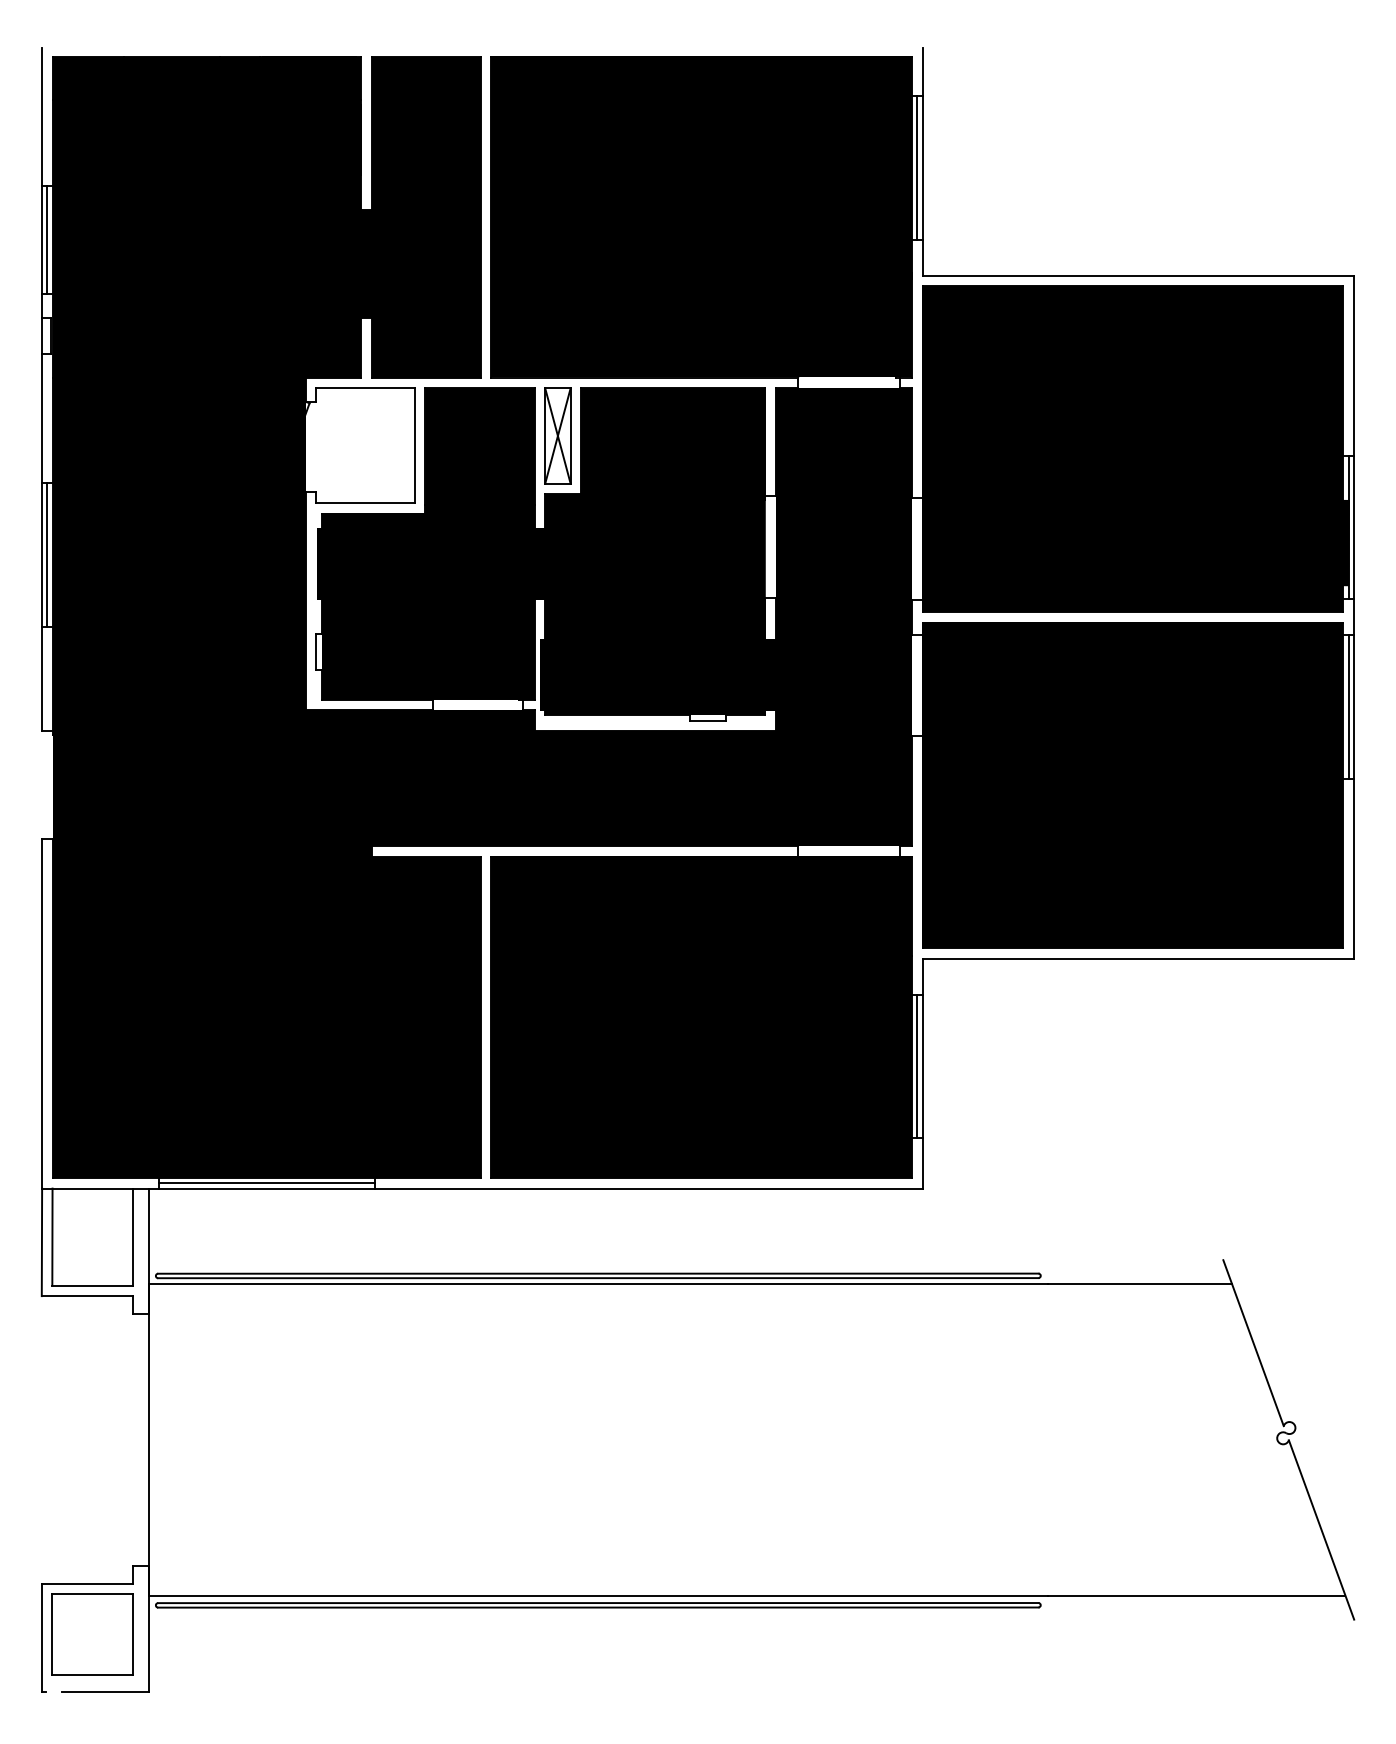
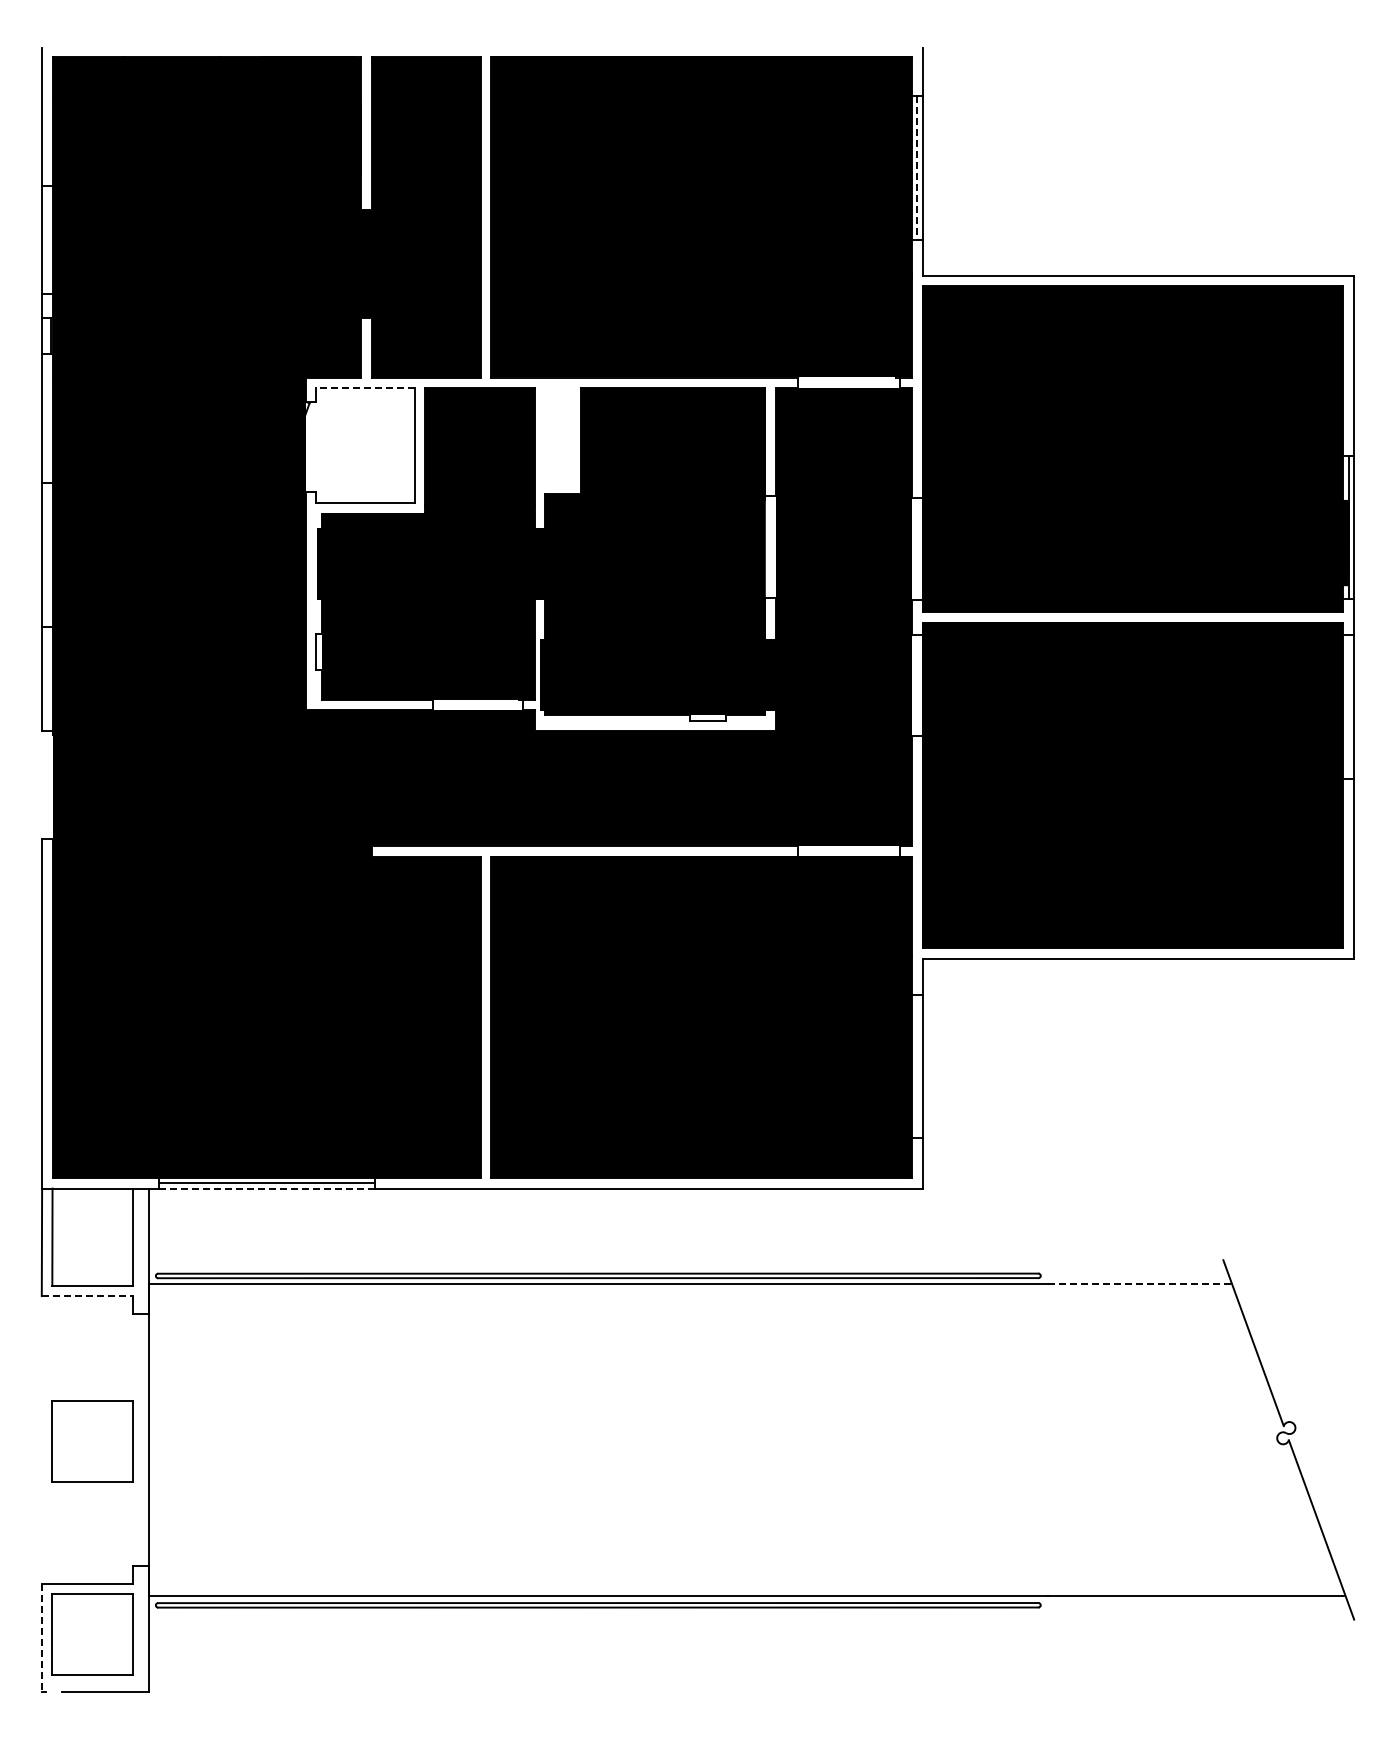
line: solid -> dashed (917, 168)
line: present -> none (47, 239)
line: solid -> dashed (365, 388)
part: present -> none (557, 435)
line: present -> none (47, 554)
line: present -> none (1348, 707)
line: present -> none (917, 1066)
line: solid -> dashed (266, 1188)
line: solid -> dashed (1140, 1284)
line: solid -> dashed (87, 1296)
part: none -> present (92, 1441)
line: solid -> dashed (41, 1637)
